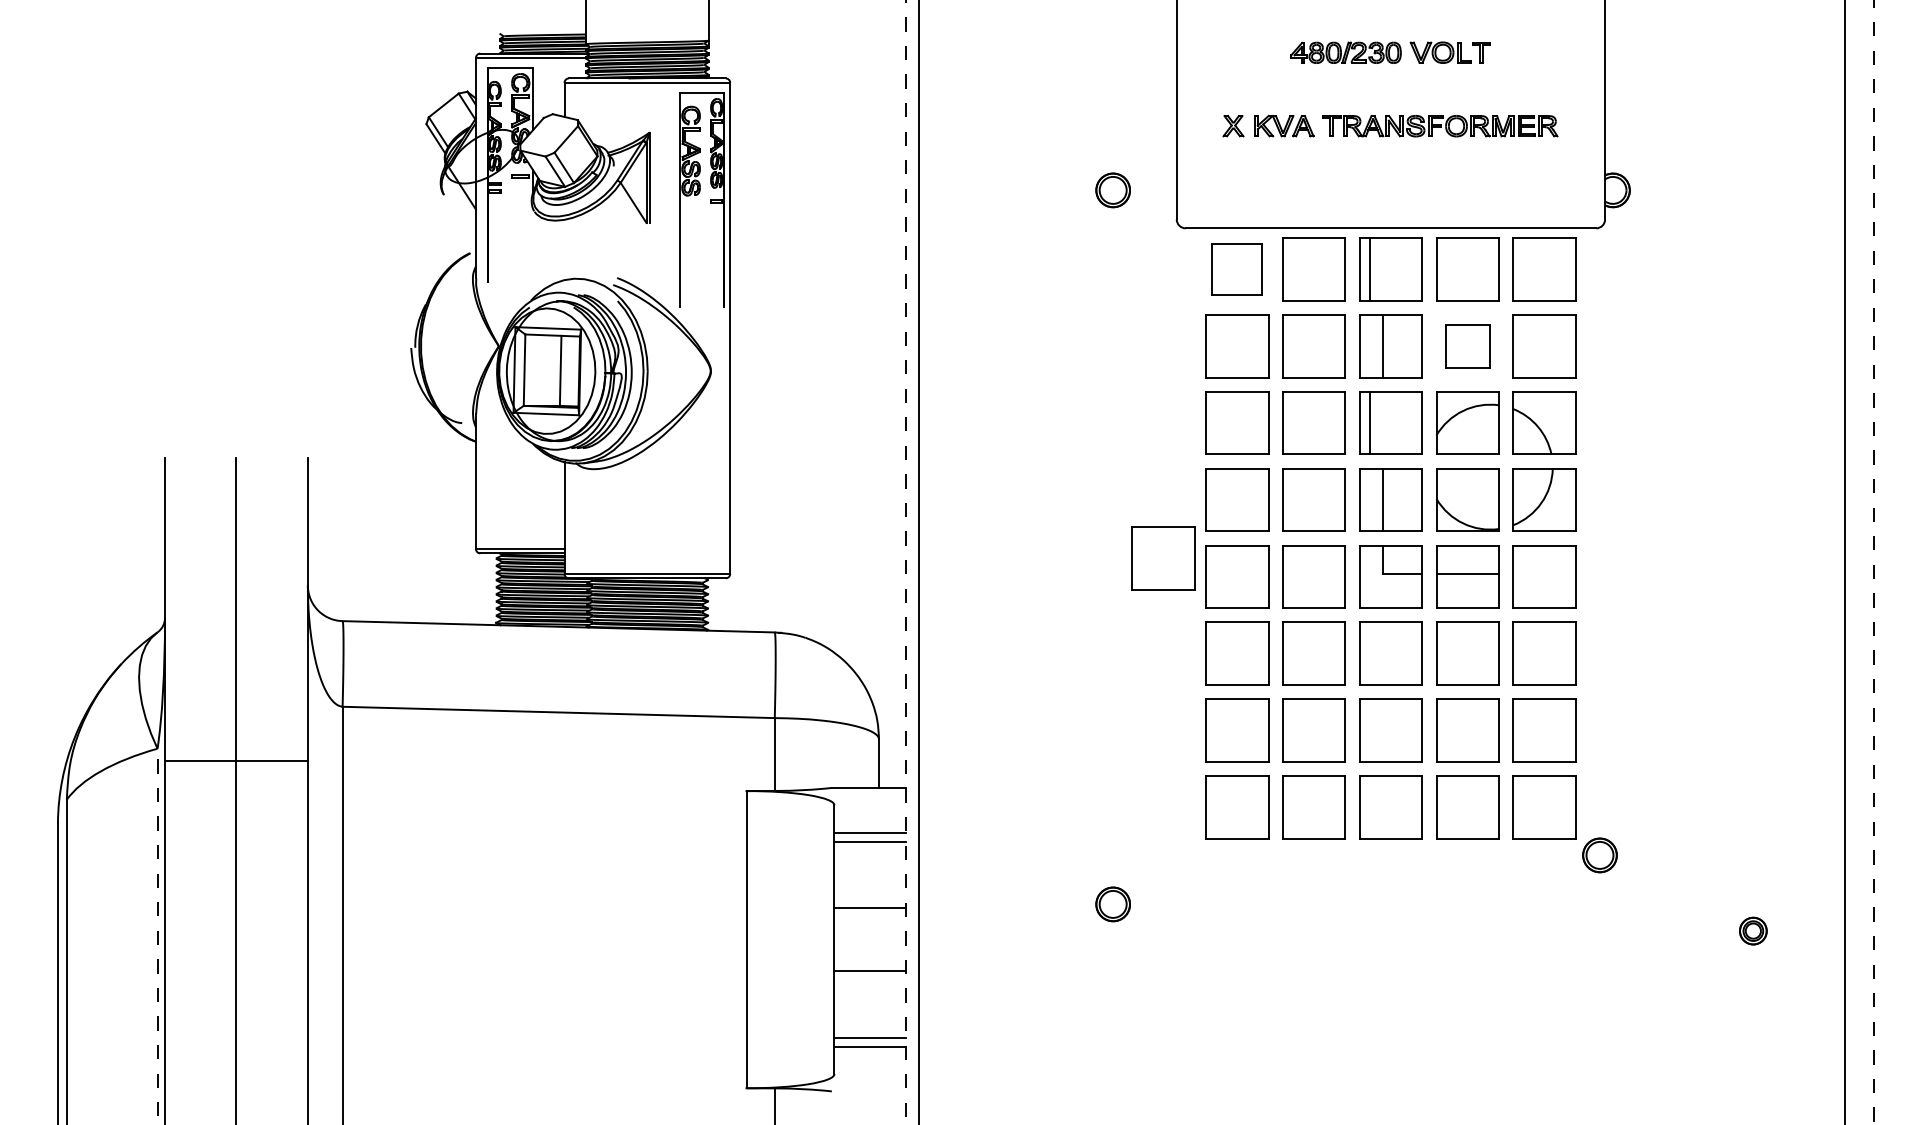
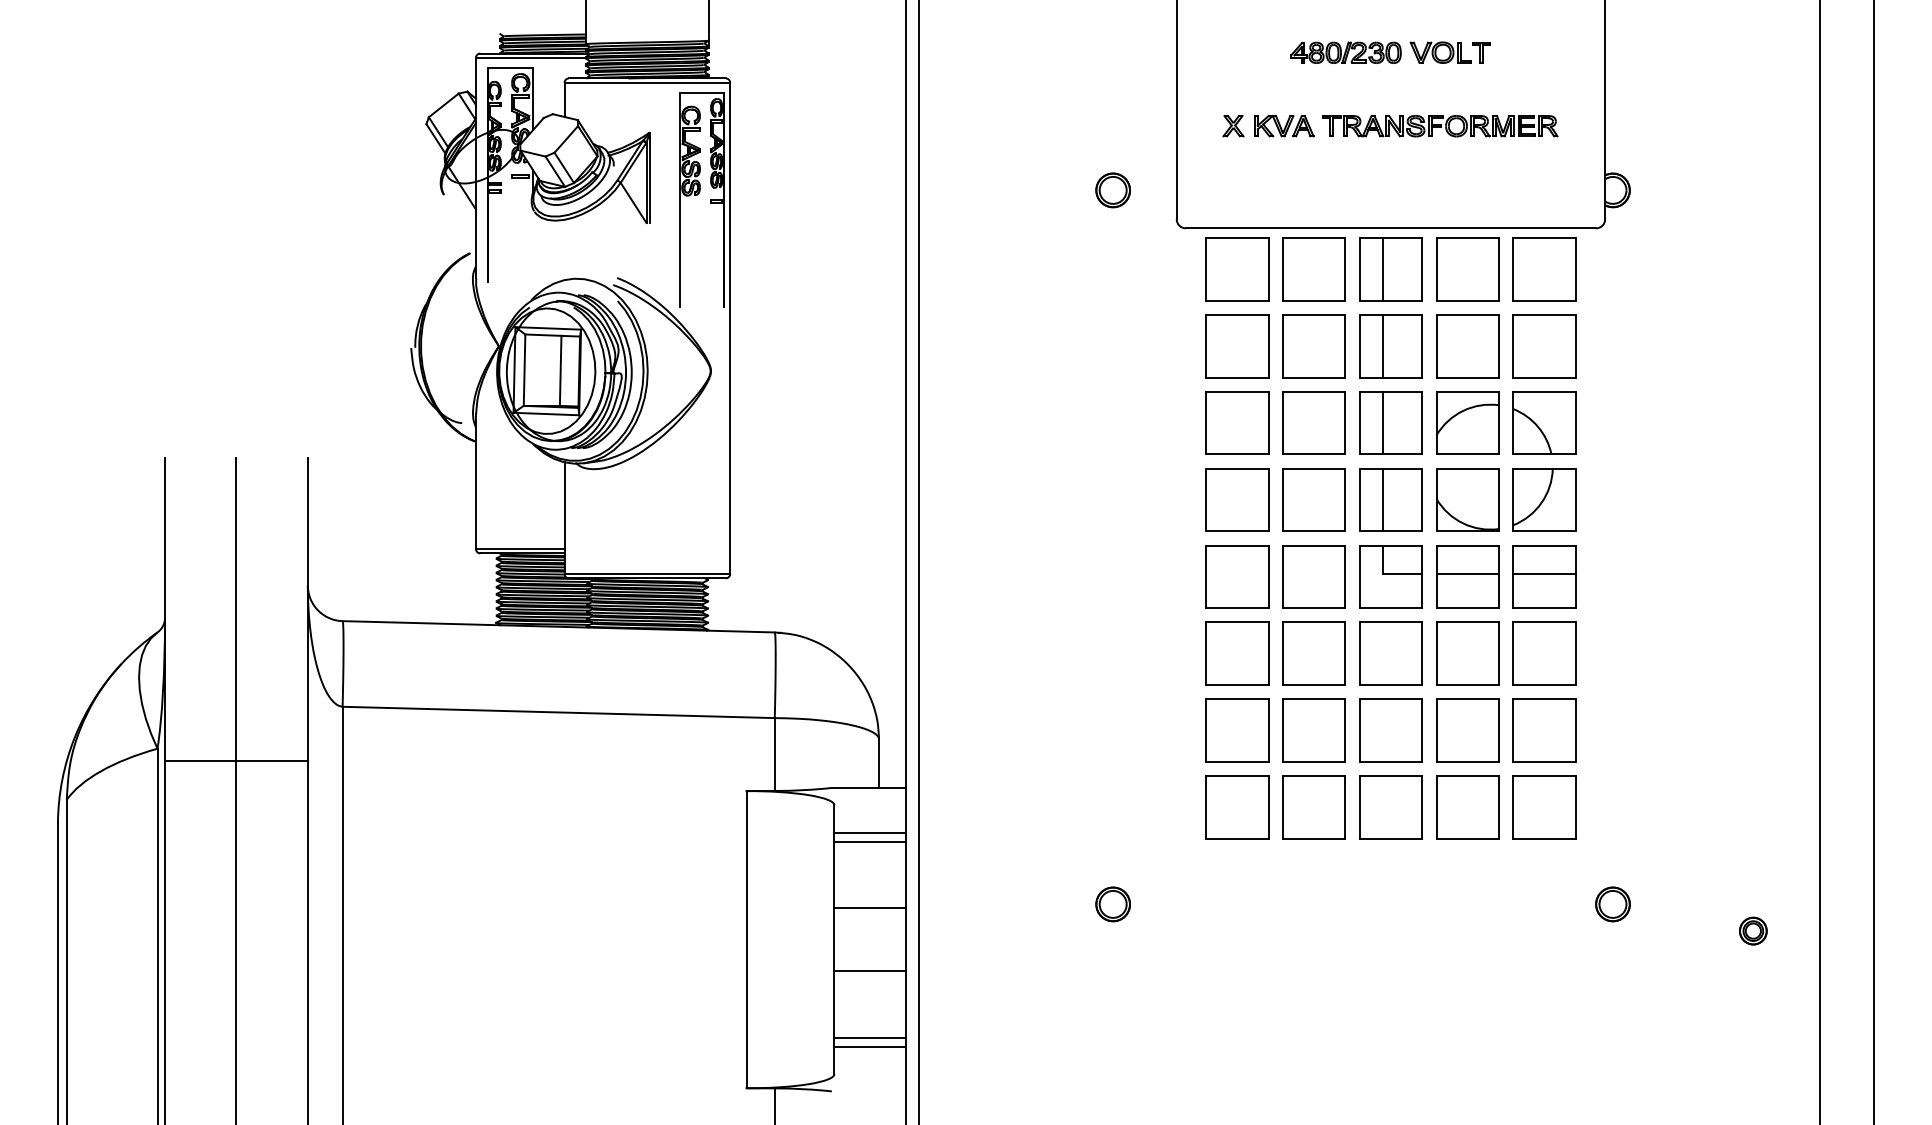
part size: 52x53 px -> 65x65 px (1237, 269)
line position: (1370, 269) -> (1383, 269) (1383, 269)
part size: 46x45 px -> 64x65 px (1467, 346)
line position: (1370, 422) -> (1383, 422) (1383, 422)
part: present -> none (1163, 558)
line position: (1845, 561) -> (1820, 561) (1820, 561)
line: dashed -> solid (905, 562)
line: dashed -> solid (1874, 562)
line: none -> present (1544, 574)
part position: (1599, 855) -> (1612, 904) (1612, 904)
line: dashed -> solid (157, 936)
